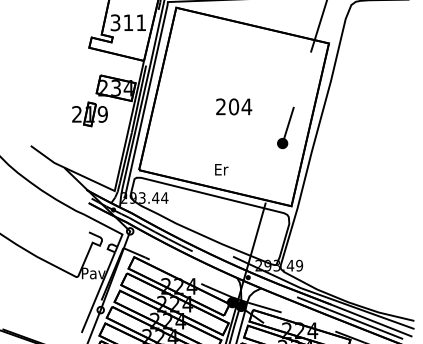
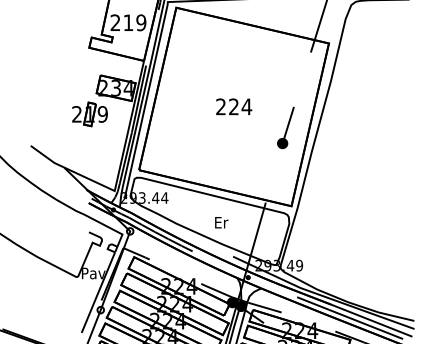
text: 311 -> 219 (128, 22)
text: 204 -> 224 (234, 106)
text position: (221, 169) -> (221, 222) (221, 222)
